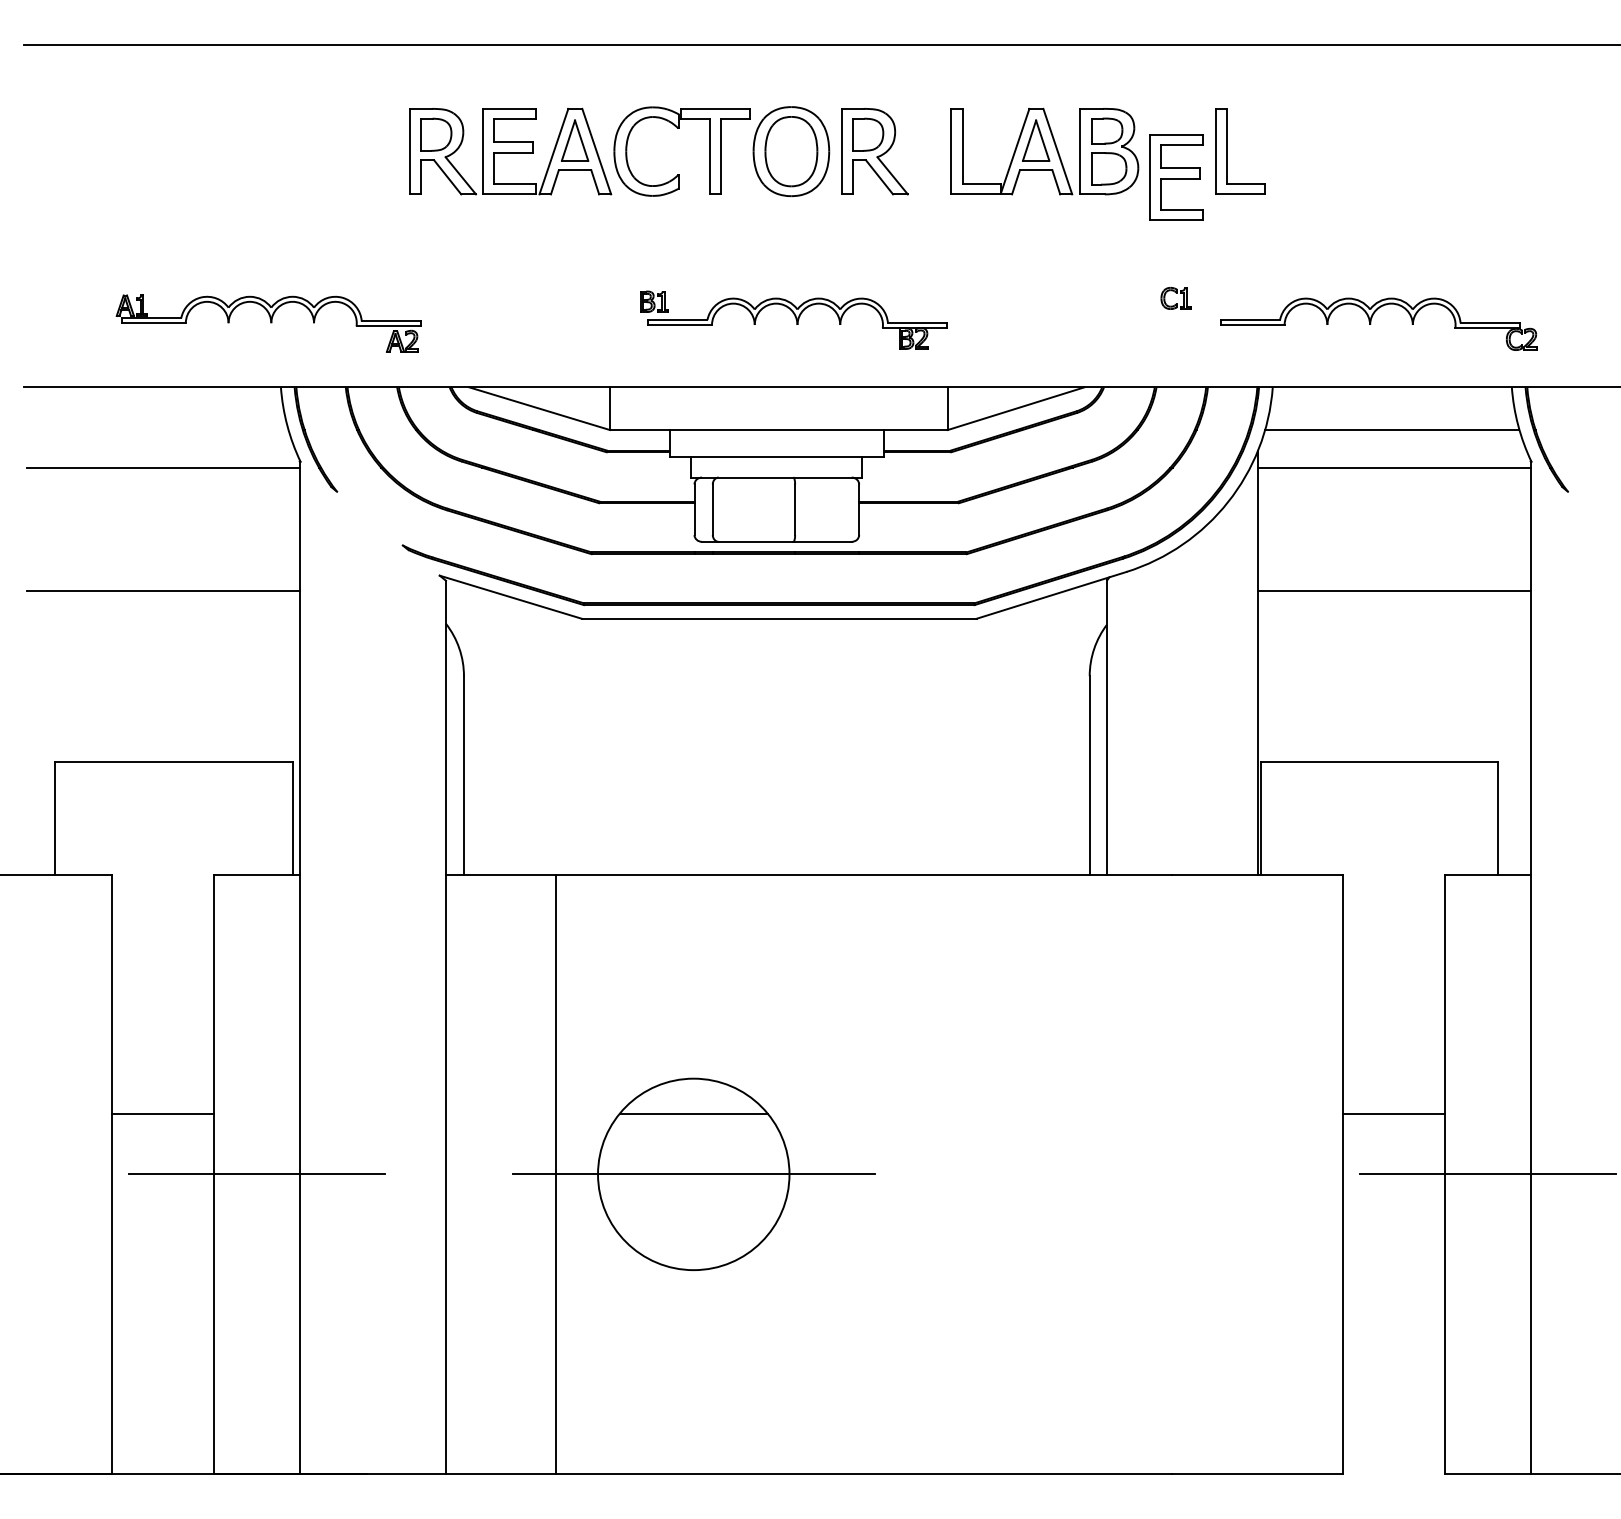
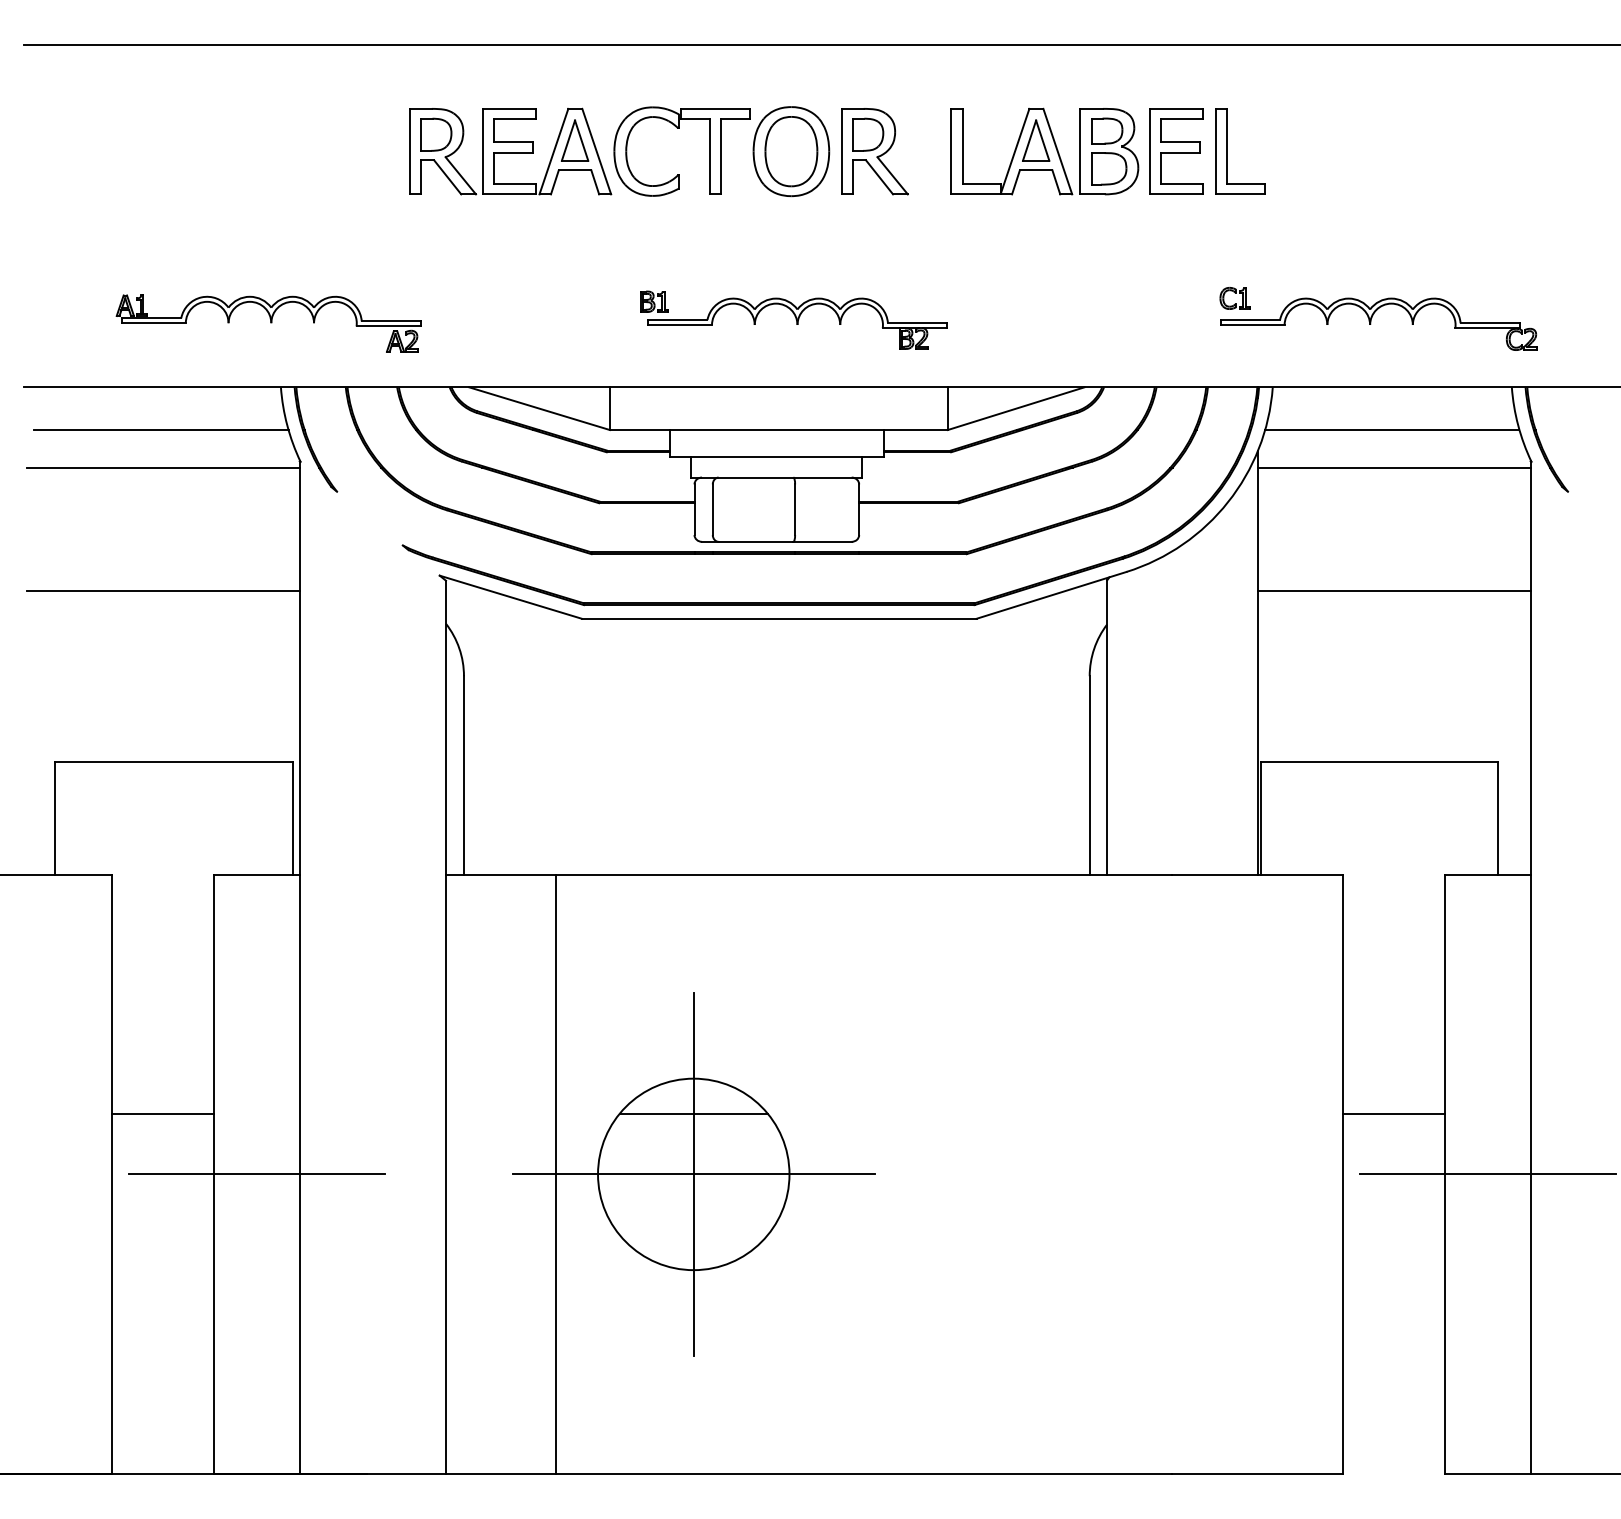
part position: (1176, 177) -> (1176, 151) (1176, 151)
part position: (1175, 298) -> (1234, 298) (1234, 298)
line: none -> present (161, 430)
line: none -> present (693, 1174)
